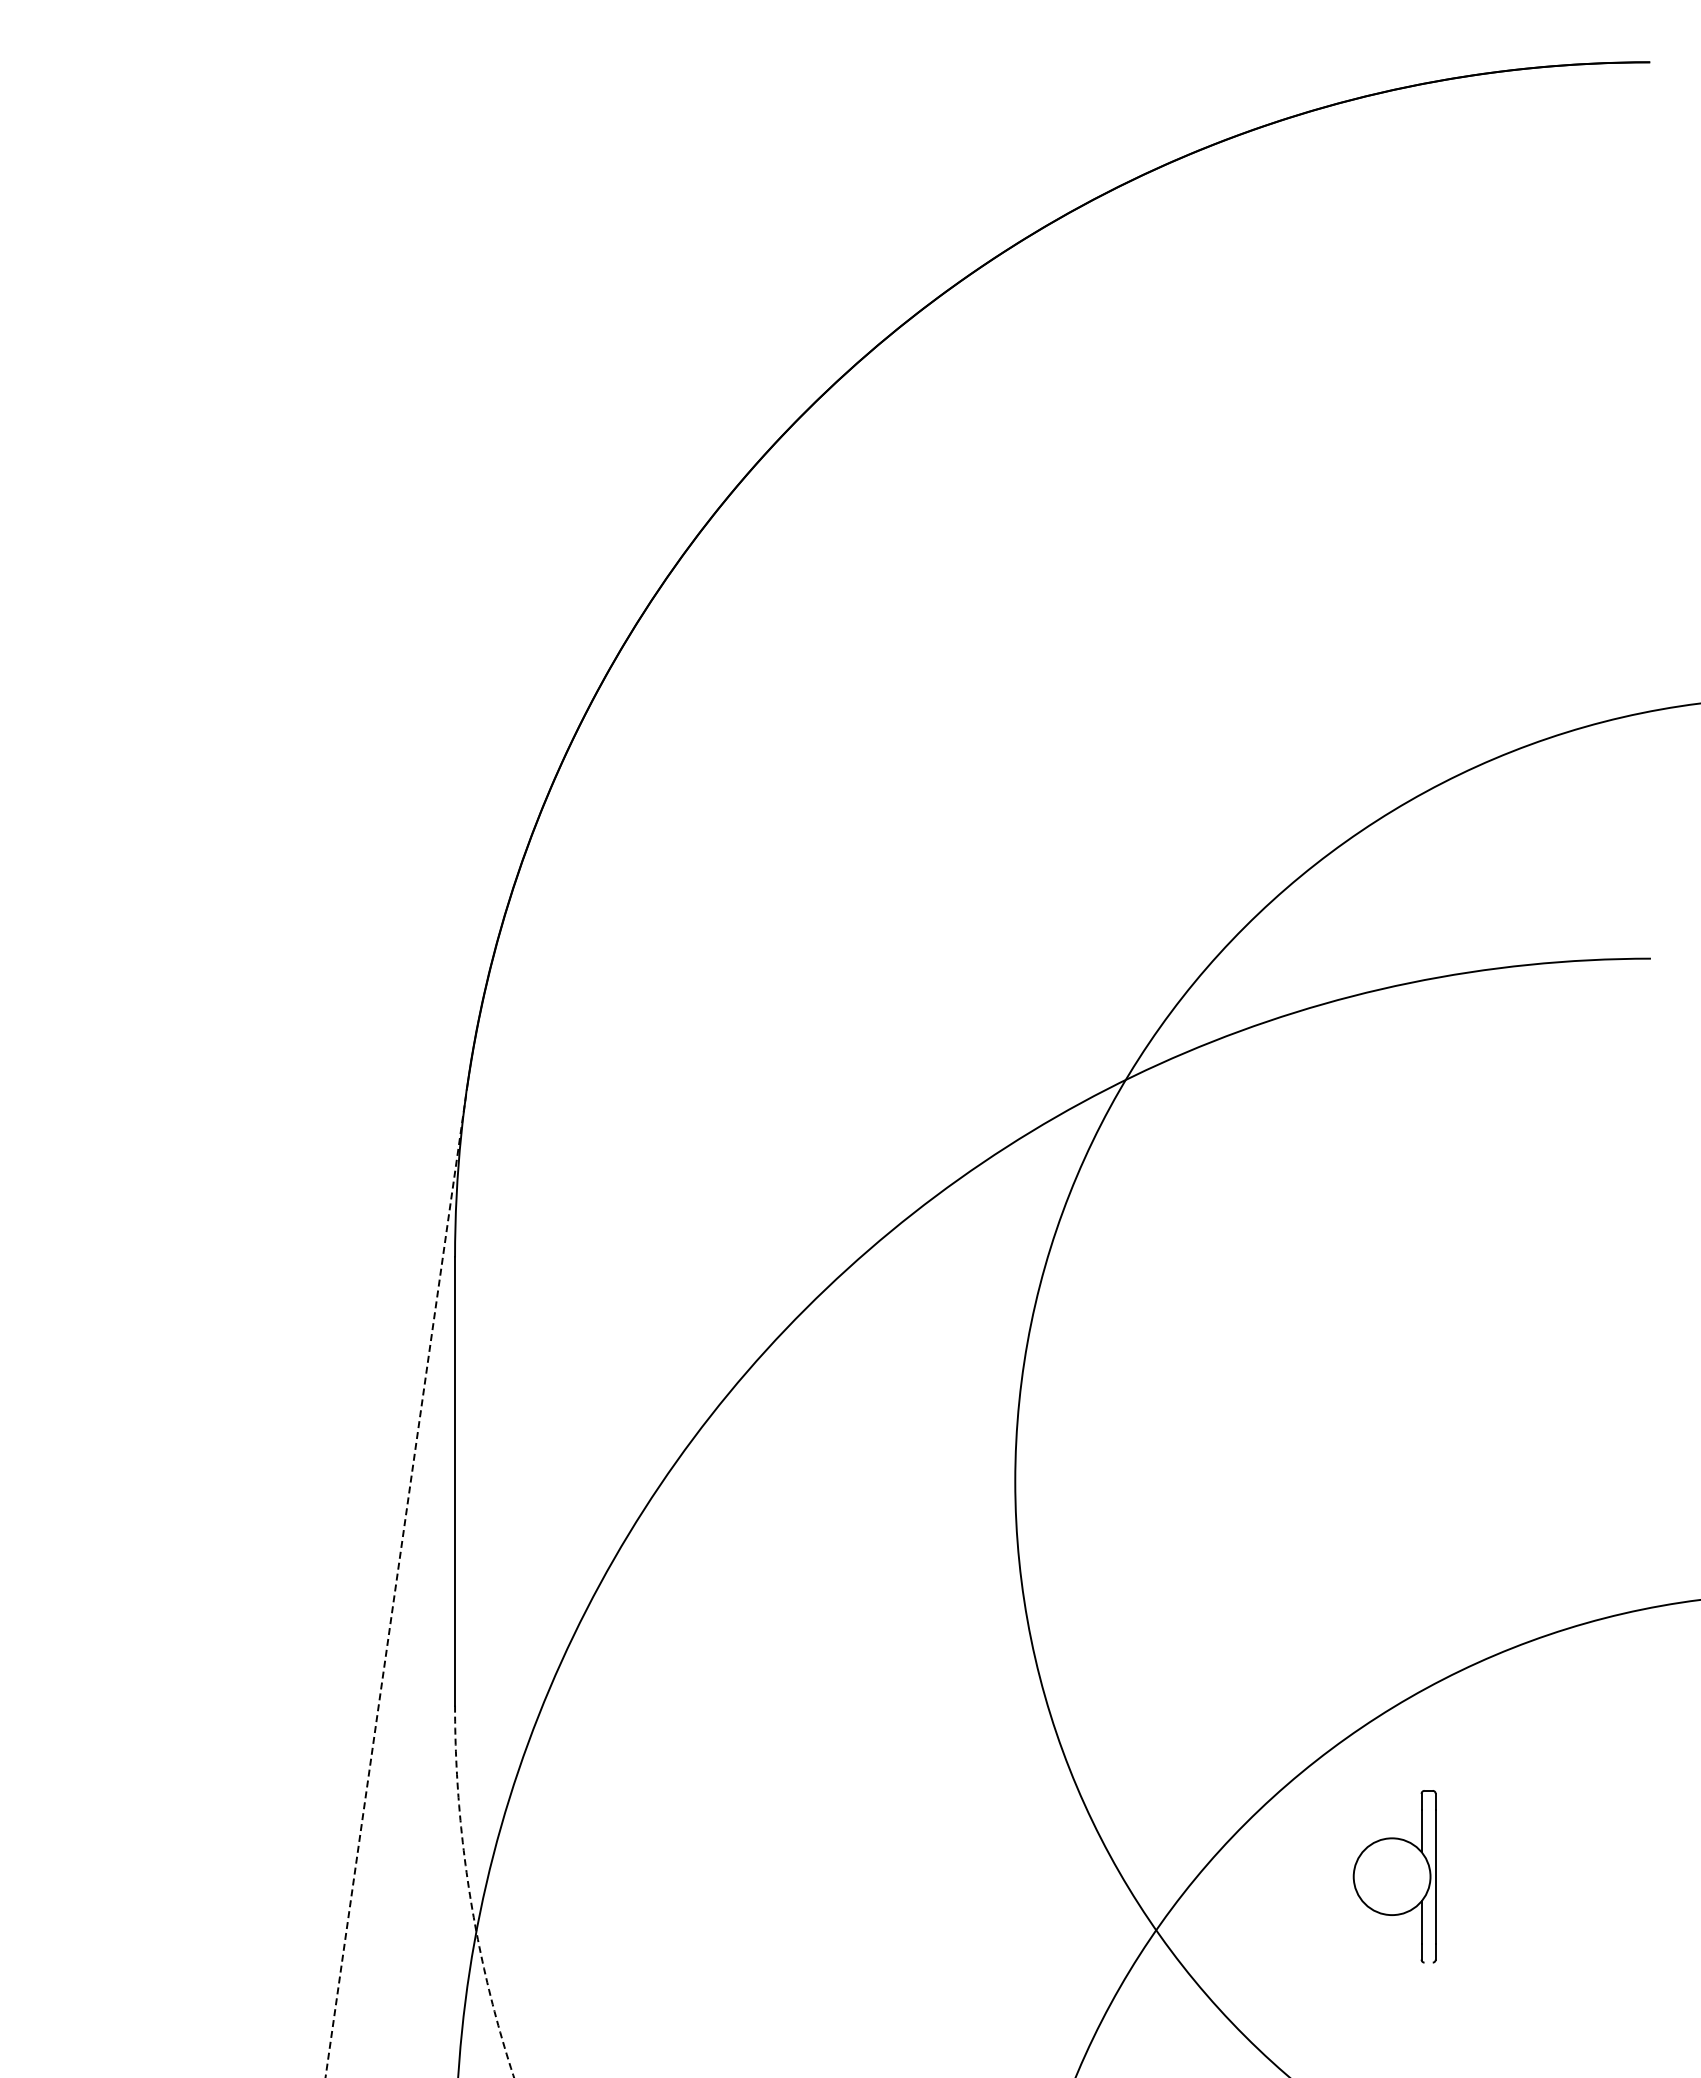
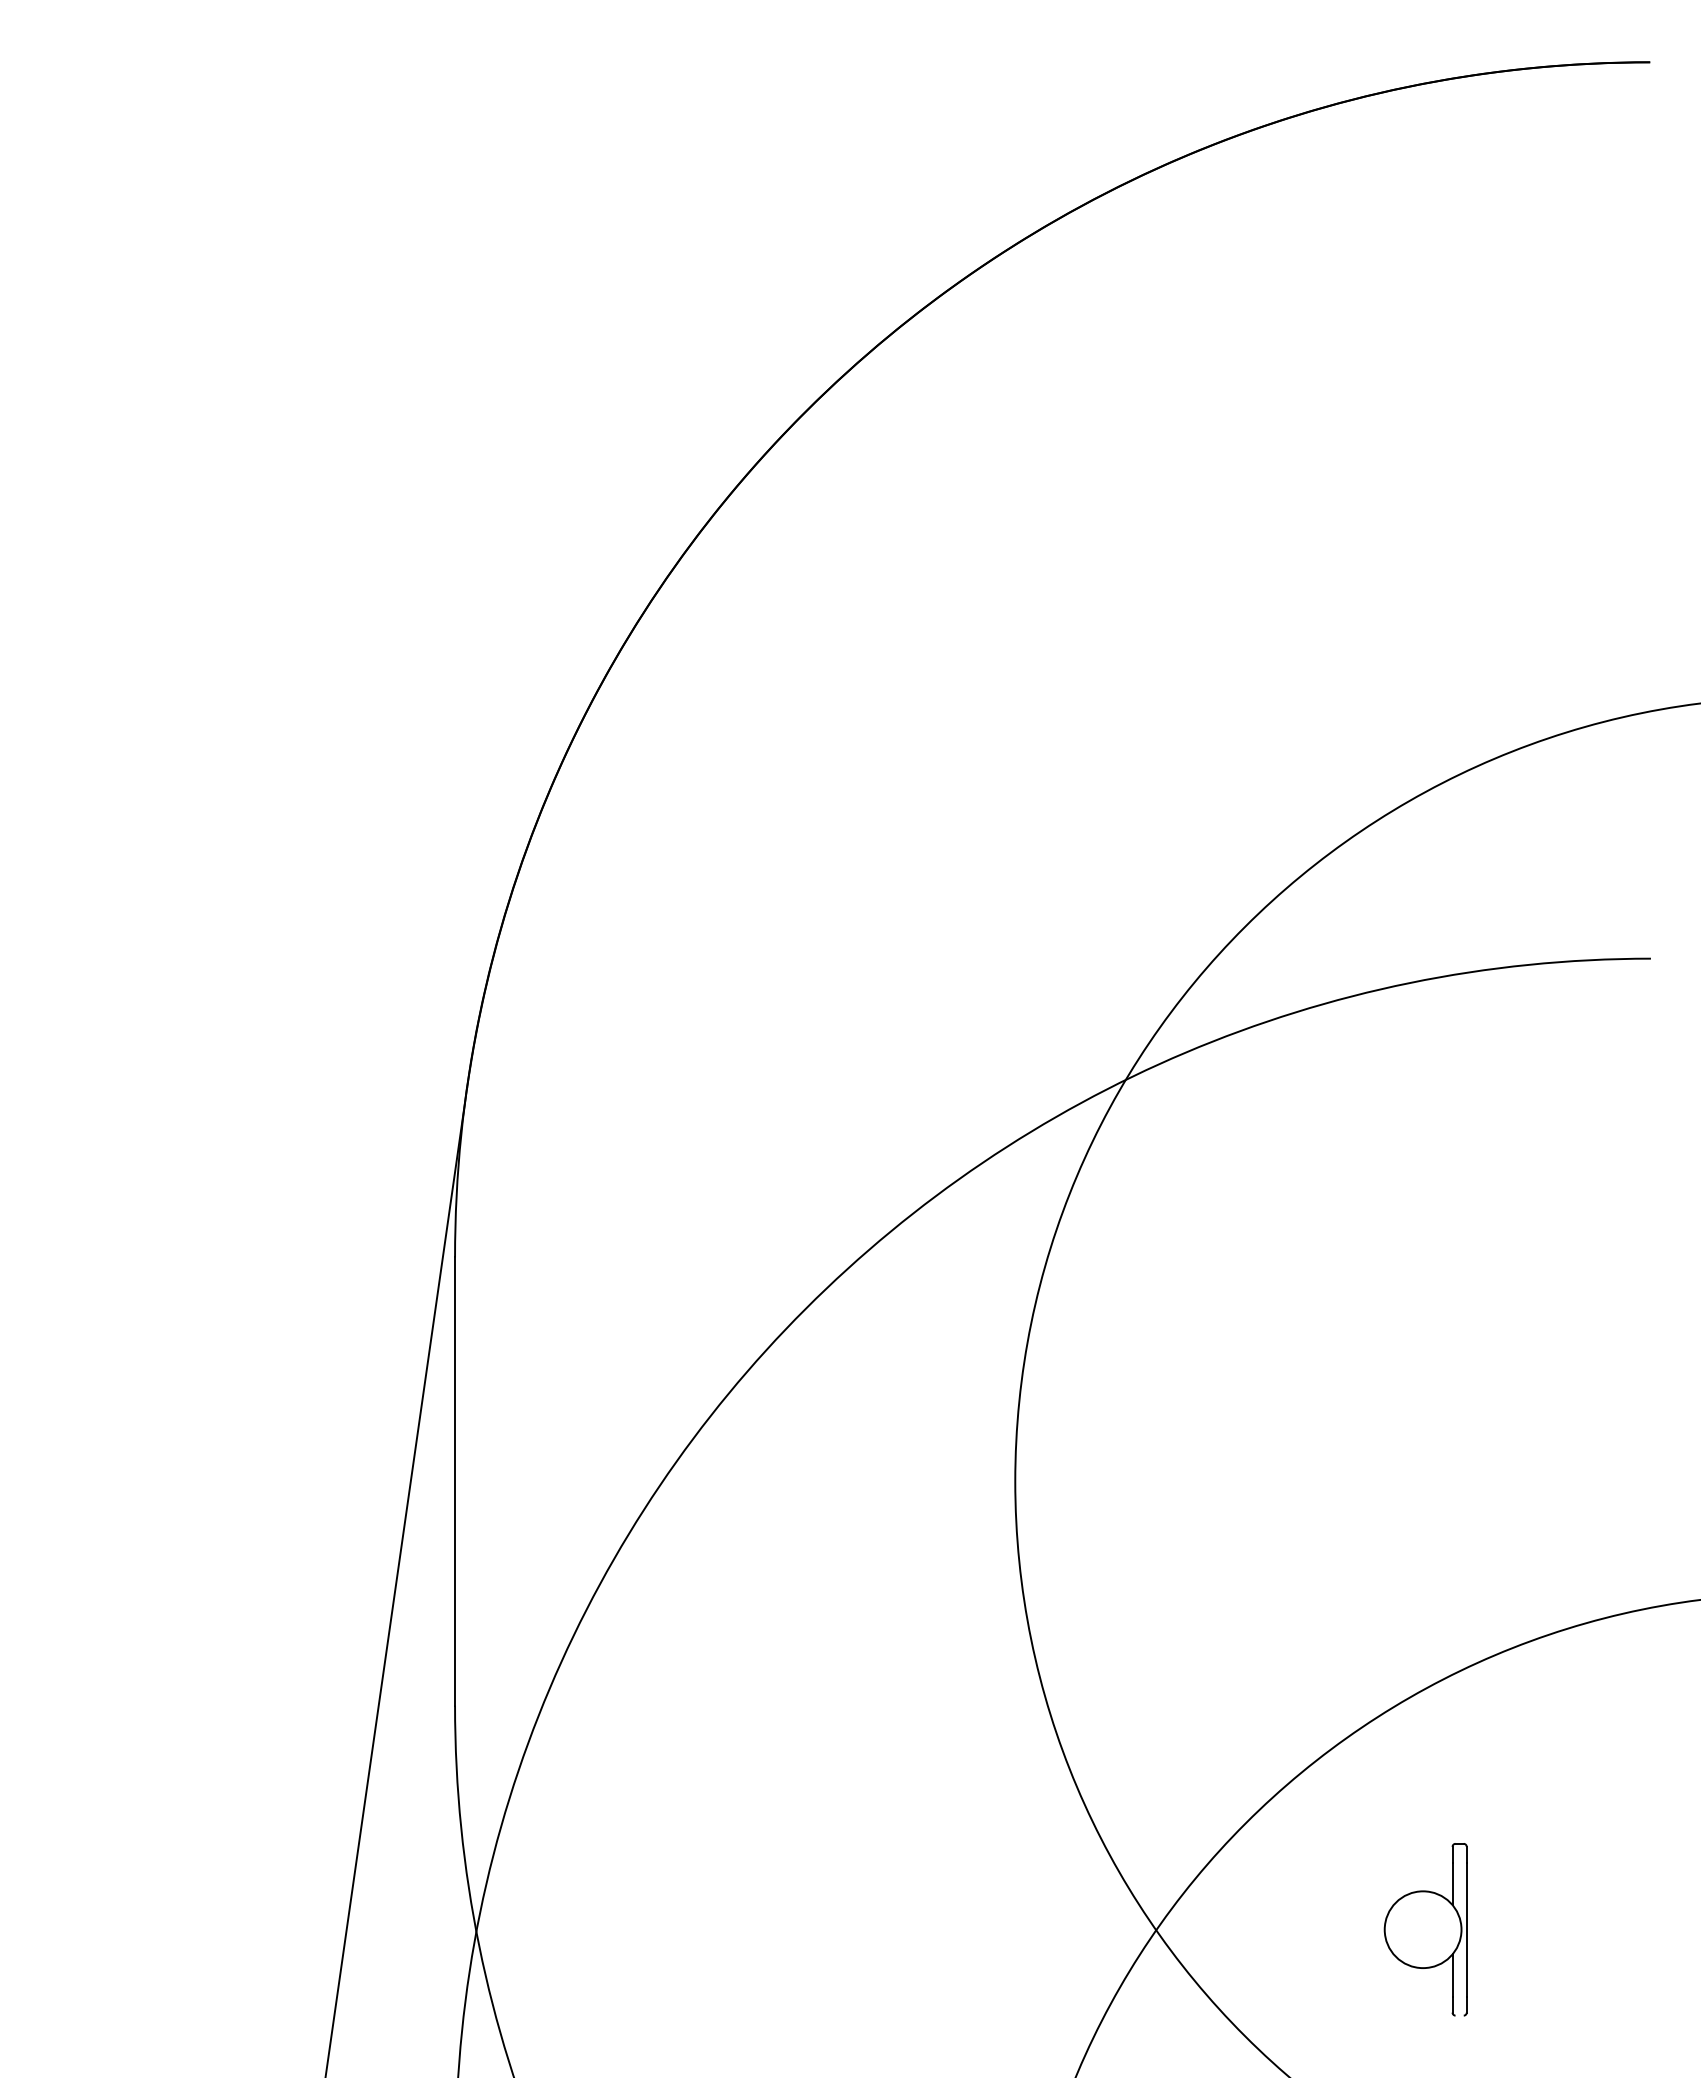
line: dashed -> solid (396, 1583)
part position: (1394, 1876) -> (1425, 1929) (1425, 1929)
arc: dashed -> solid (469, 1893)
